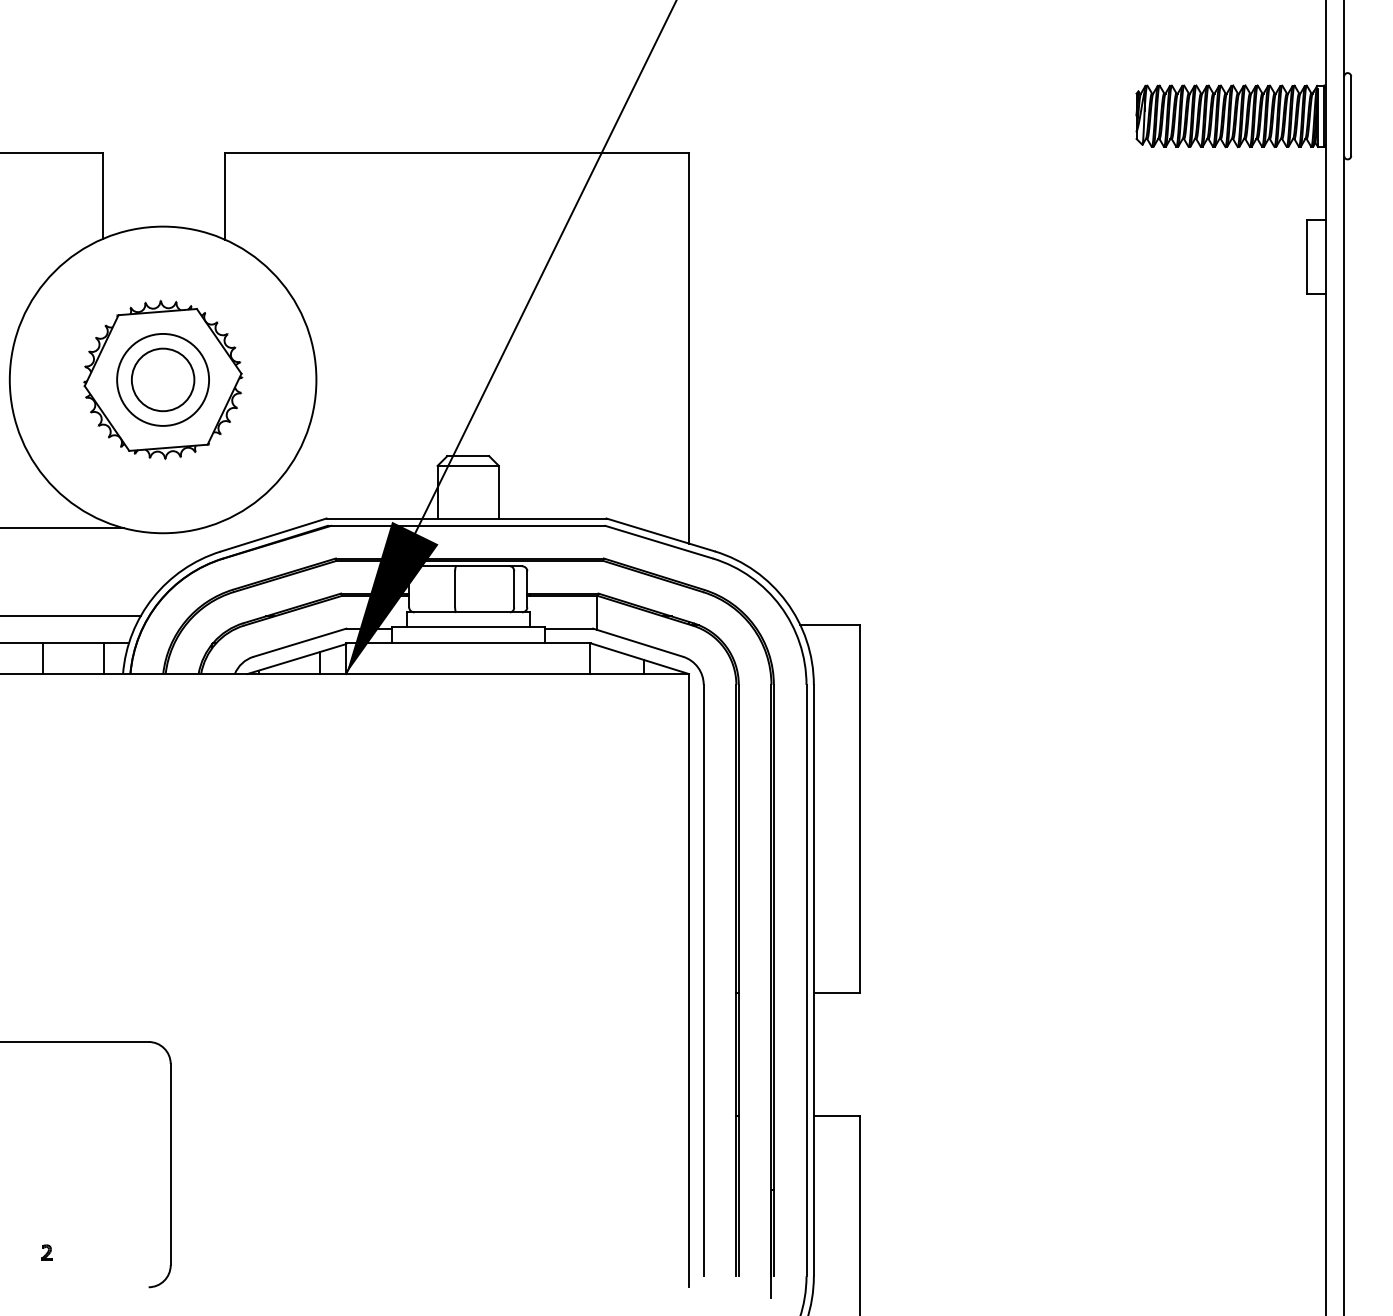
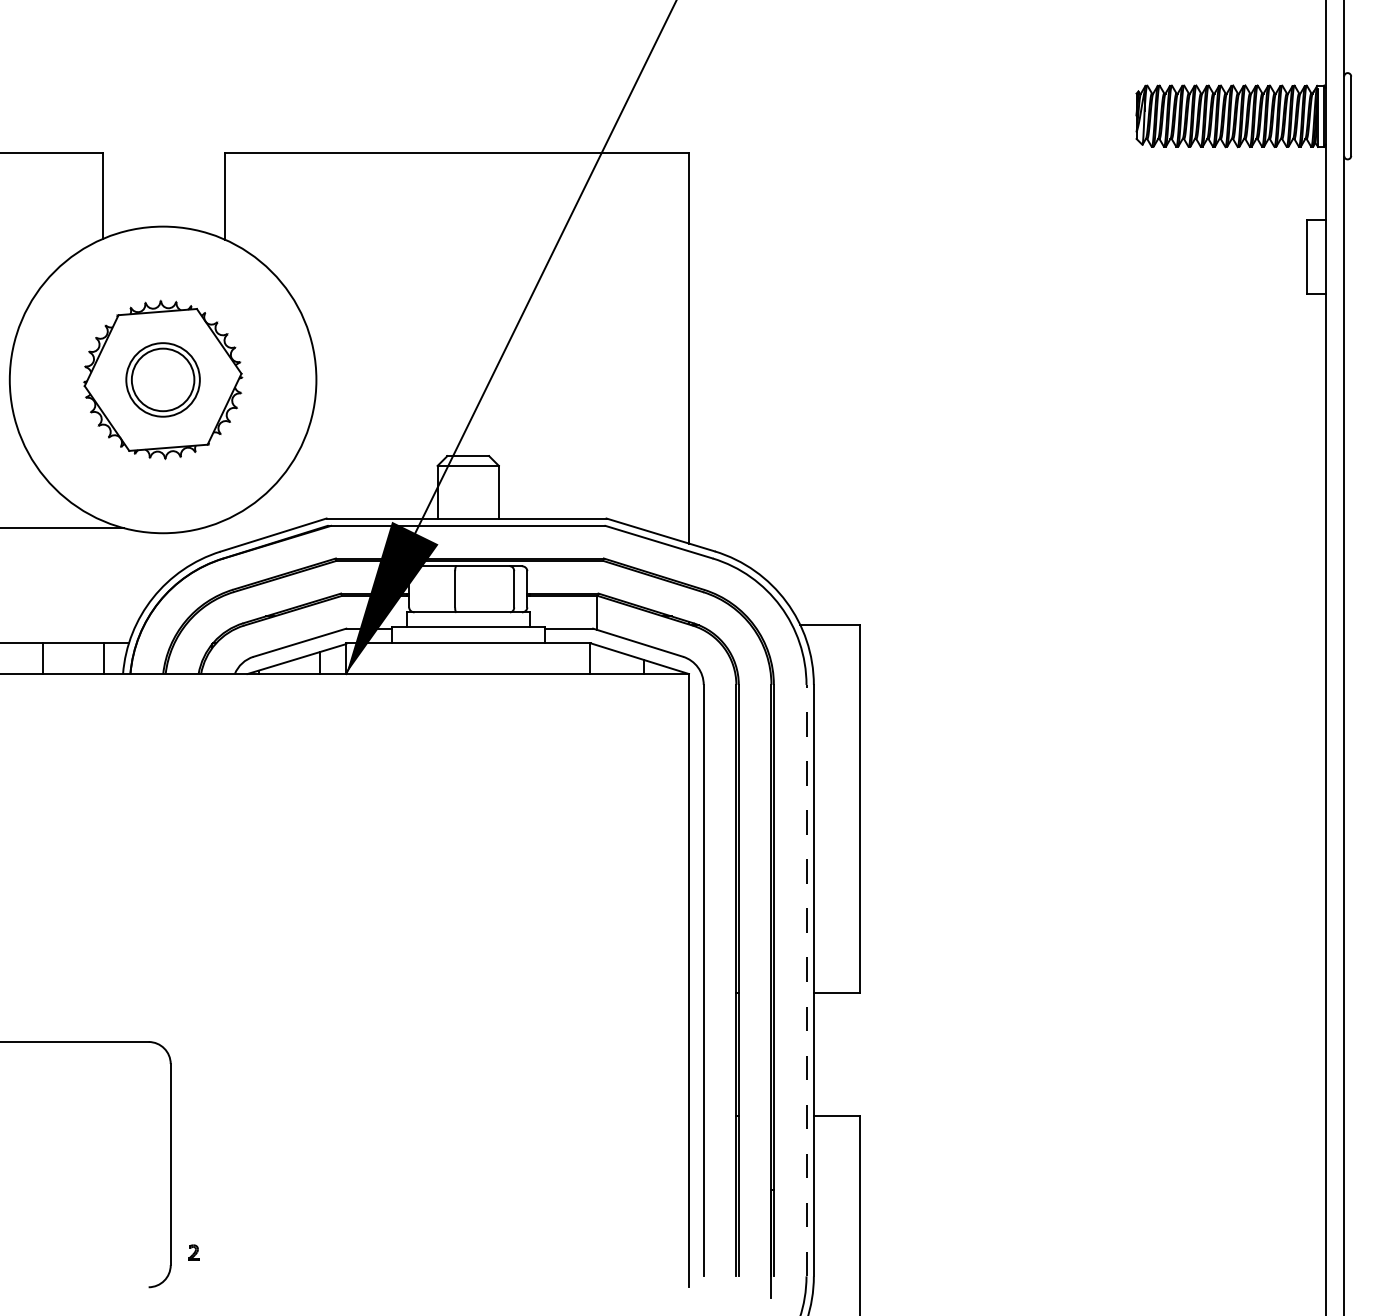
circle diameter: 92 px -> 74 px (162, 379)
line: present -> none (71, 616)
line: solid -> dashed (806, 980)
part position: (46, 1252) -> (193, 1252) (193, 1252)
